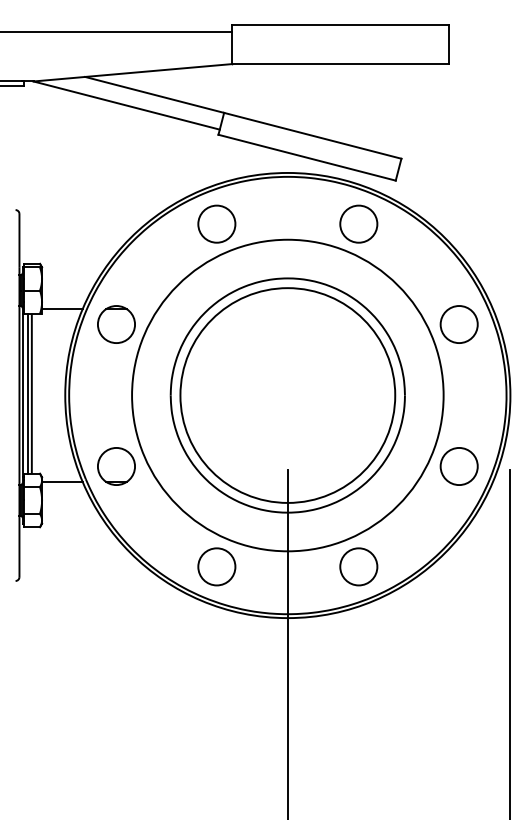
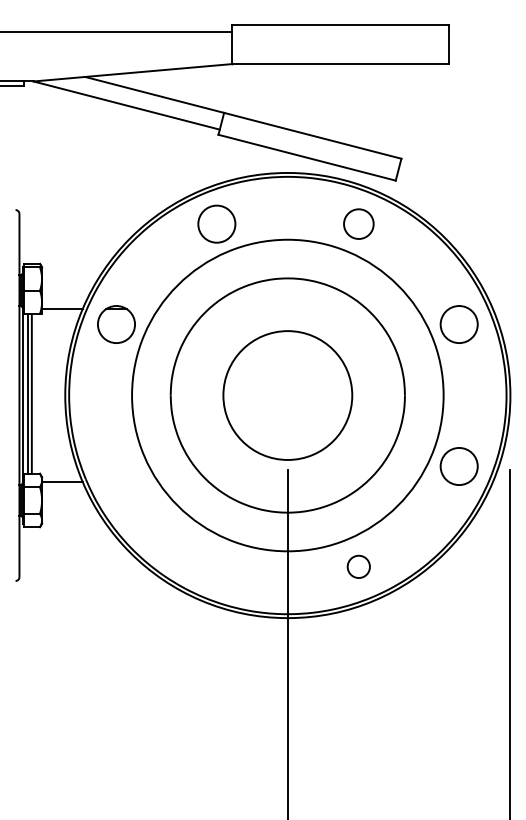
circle size: 40x40 px -> 32x32 px (358, 223)
circle diameter: 215 px -> 129 px (287, 395)
part: present -> none (116, 466)
circle: present -> none (216, 566)
circle diameter: 37 px -> 22 px (358, 566)
